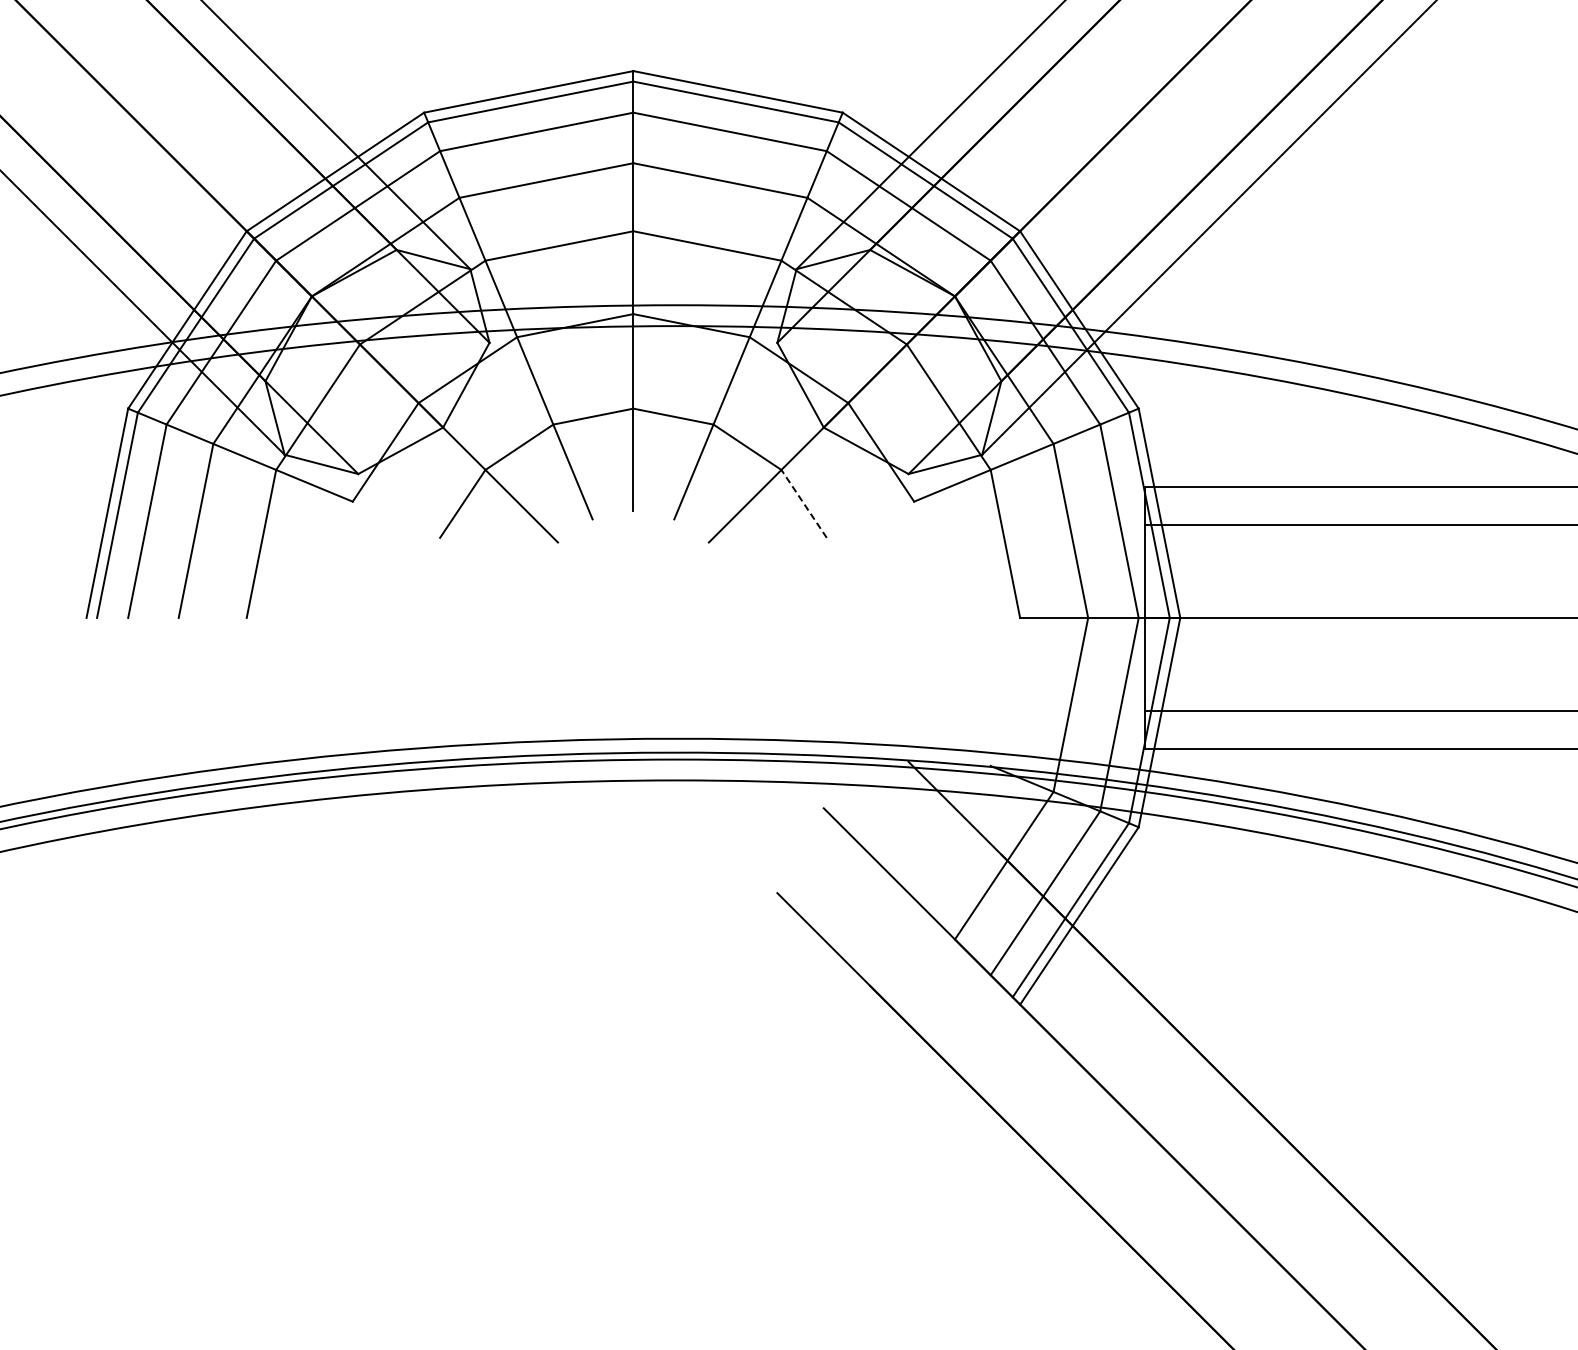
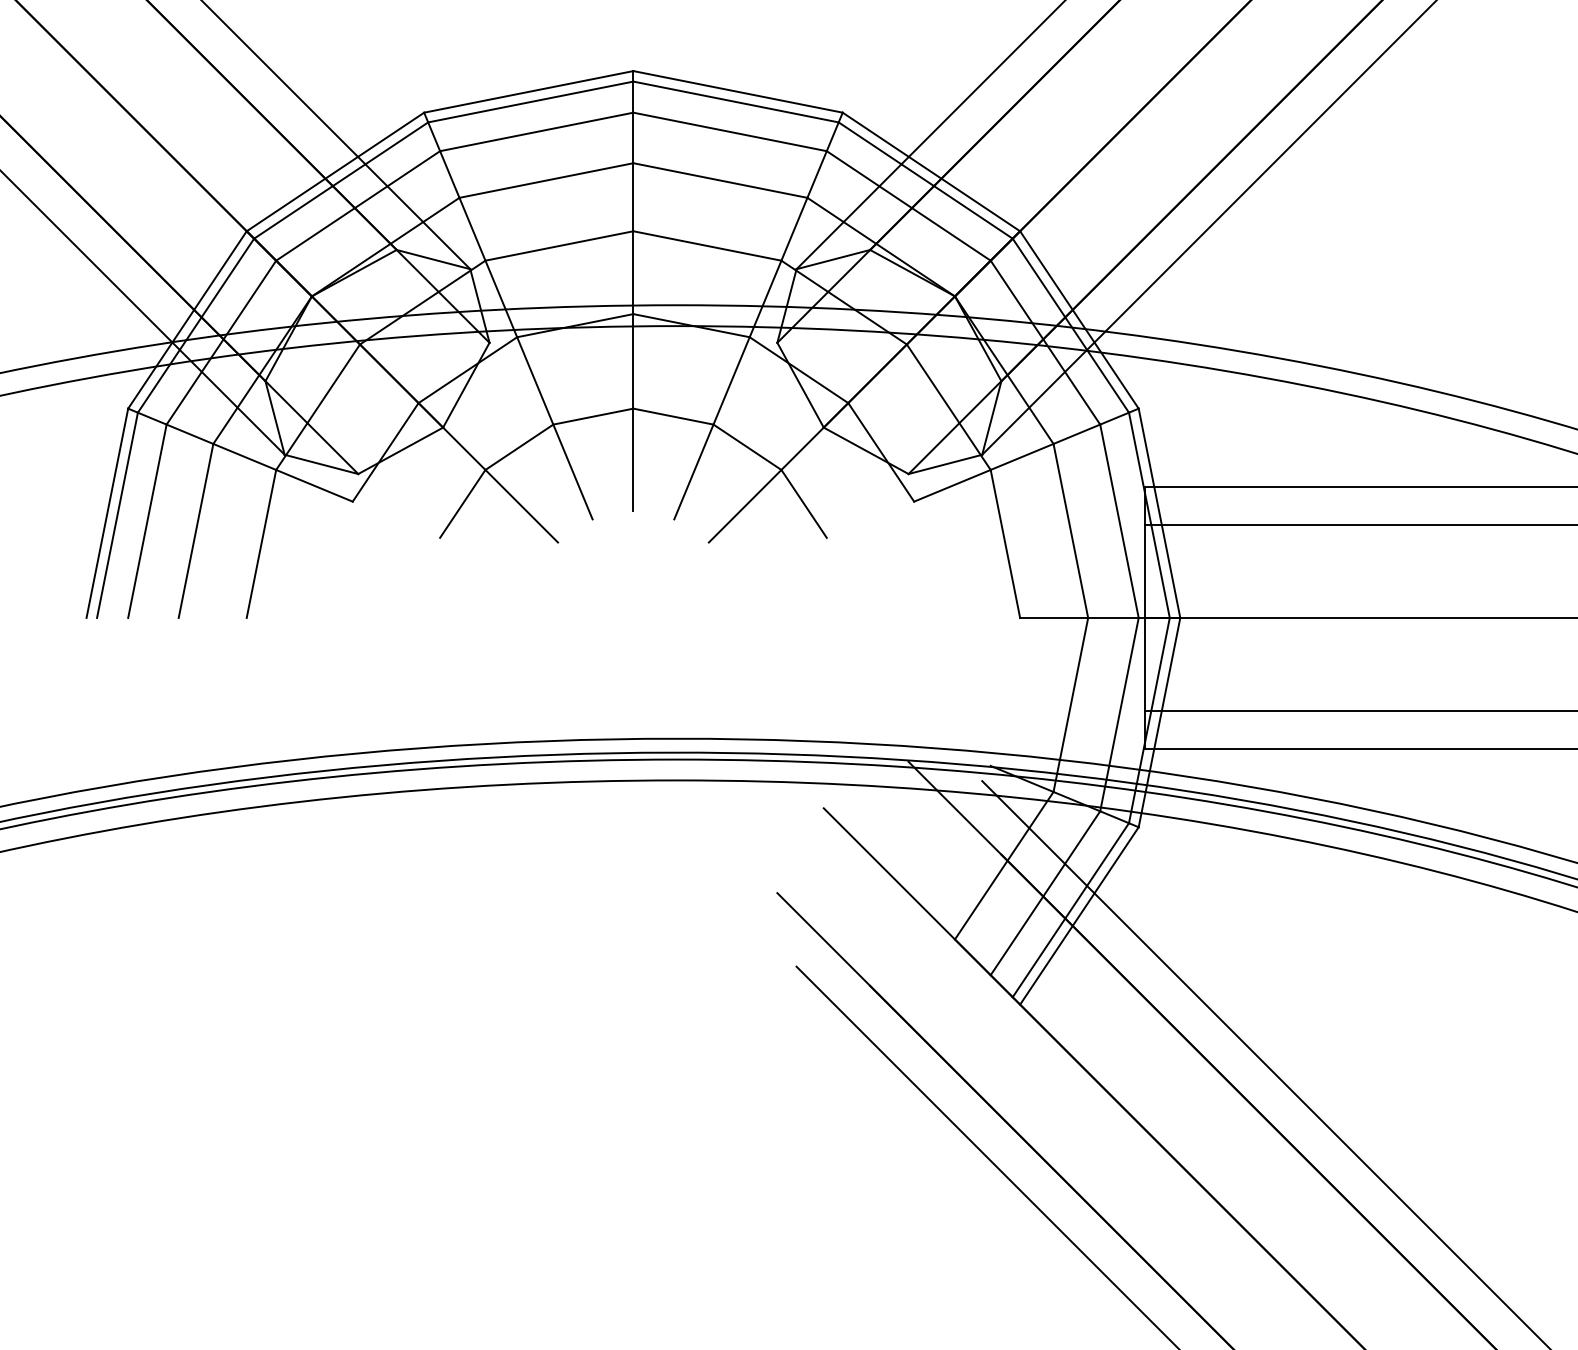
line: dashed -> solid (804, 503)
line: none -> present (1264, 1063)
line: none -> present (986, 1156)
